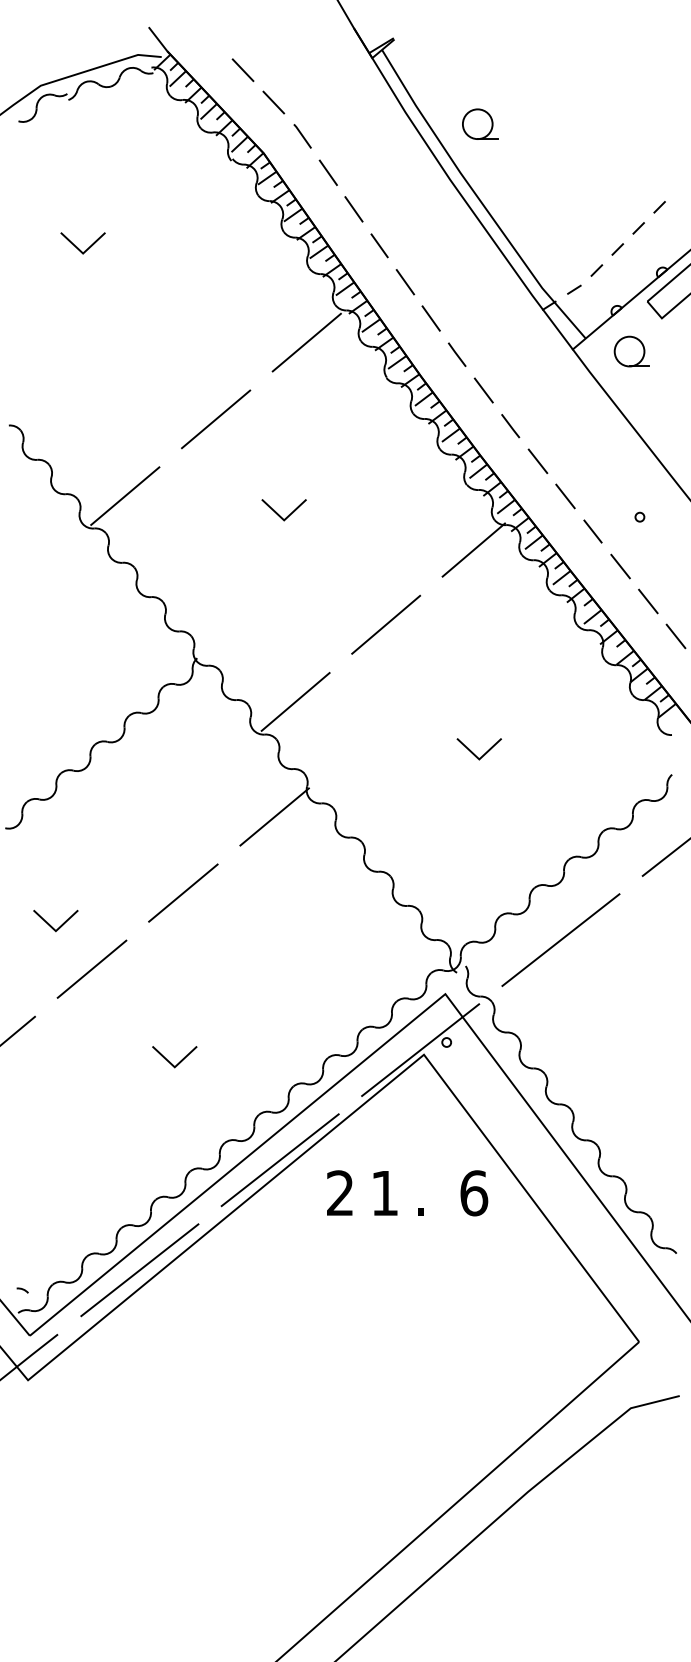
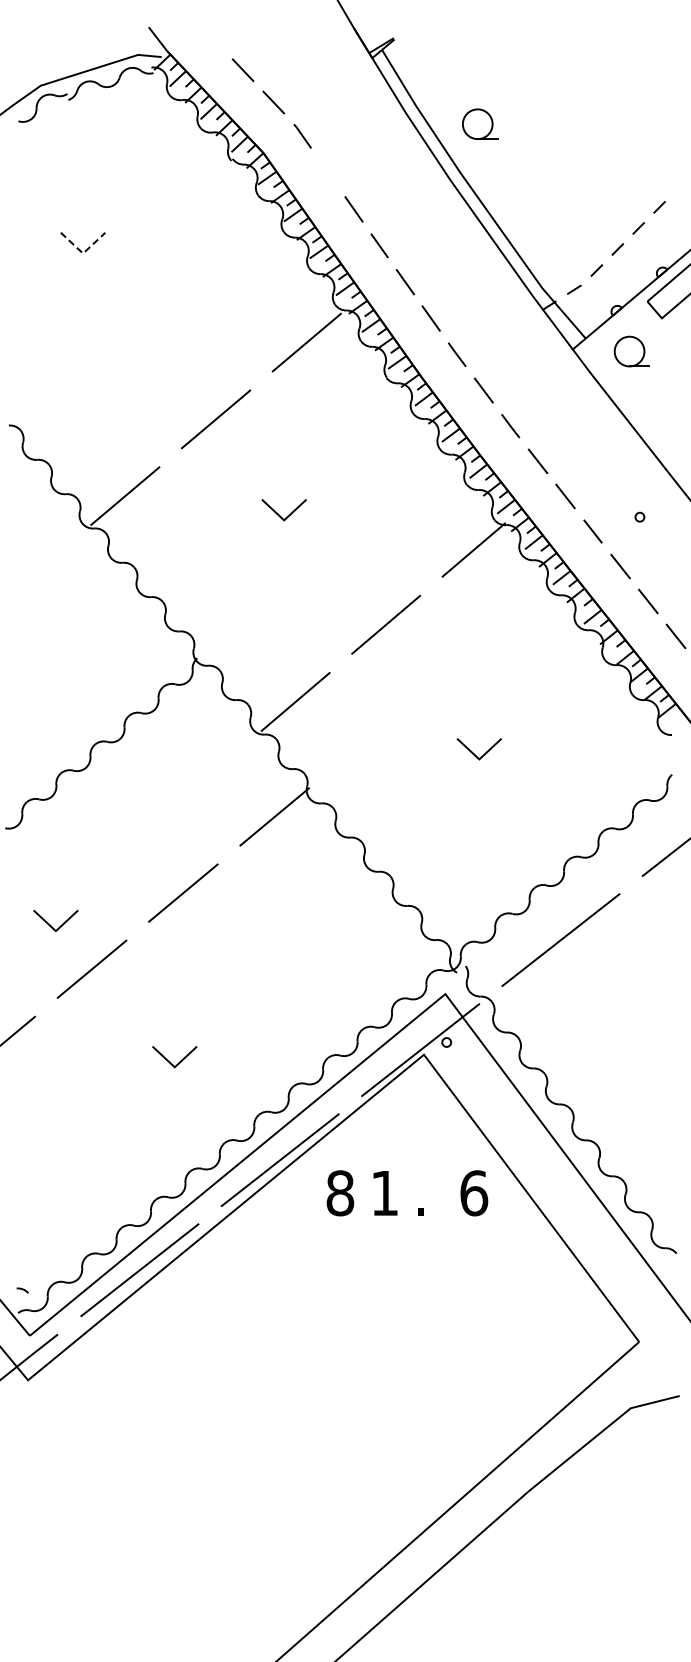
line: present -> none (327, 172)
line: solid -> dashed (83, 253)
text: 2 -> 8 (340, 1193)
